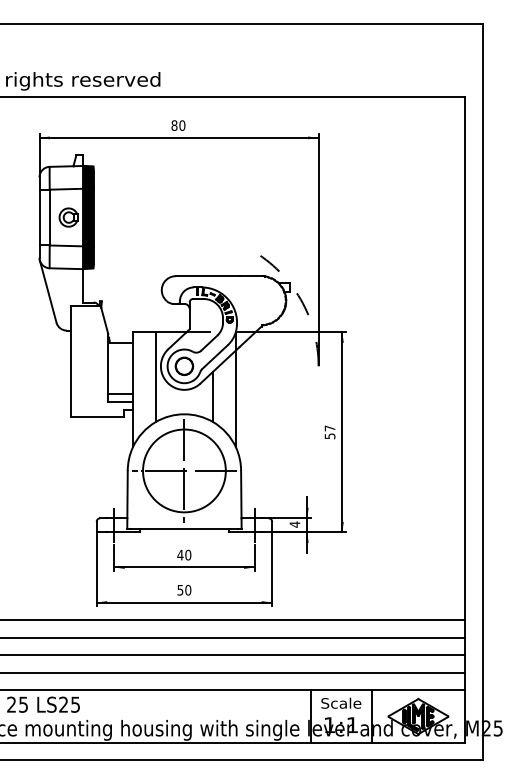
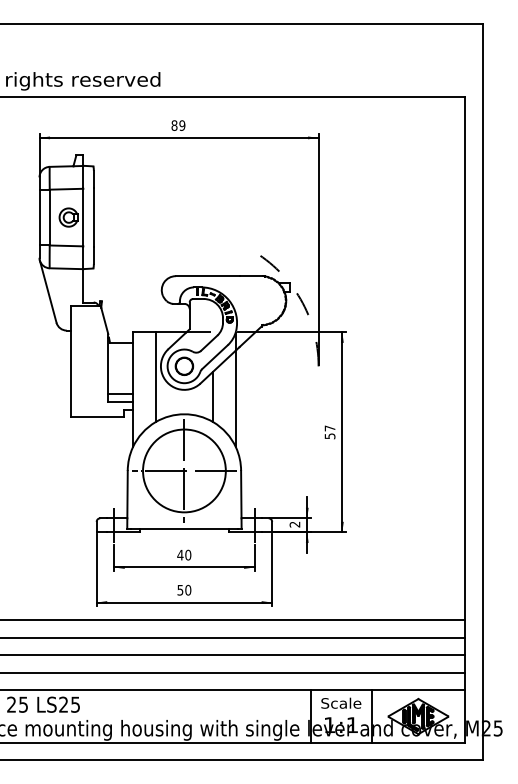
text: 80 -> 89 (182, 125)
fill: present -> none (88, 217)
text: 4 -> 2 (294, 524)
